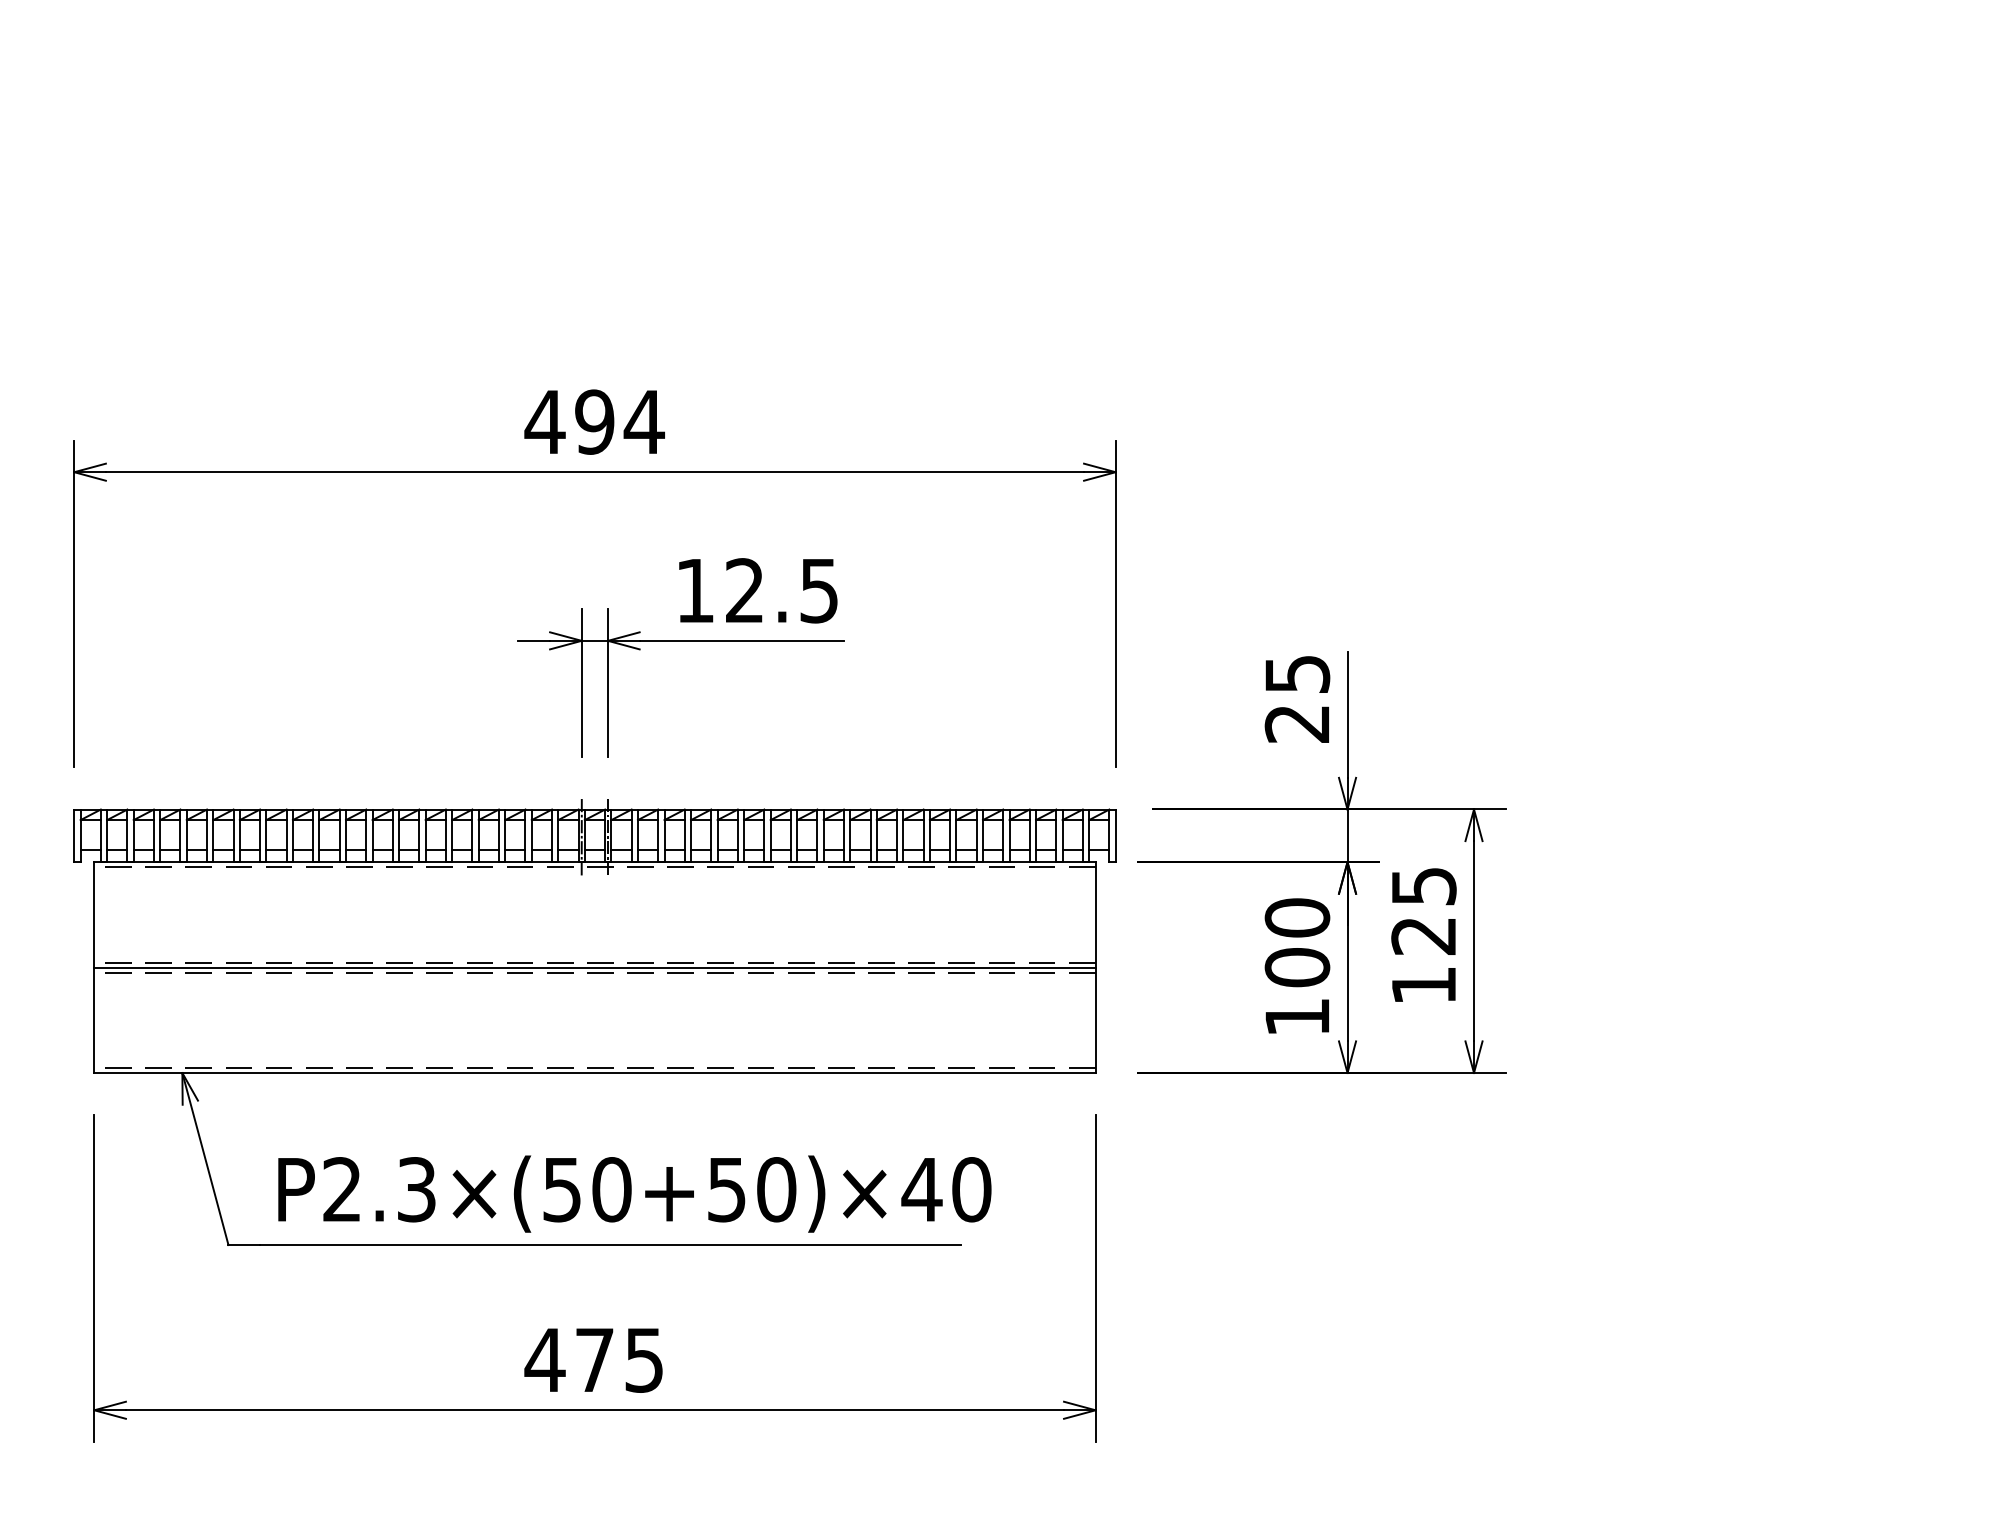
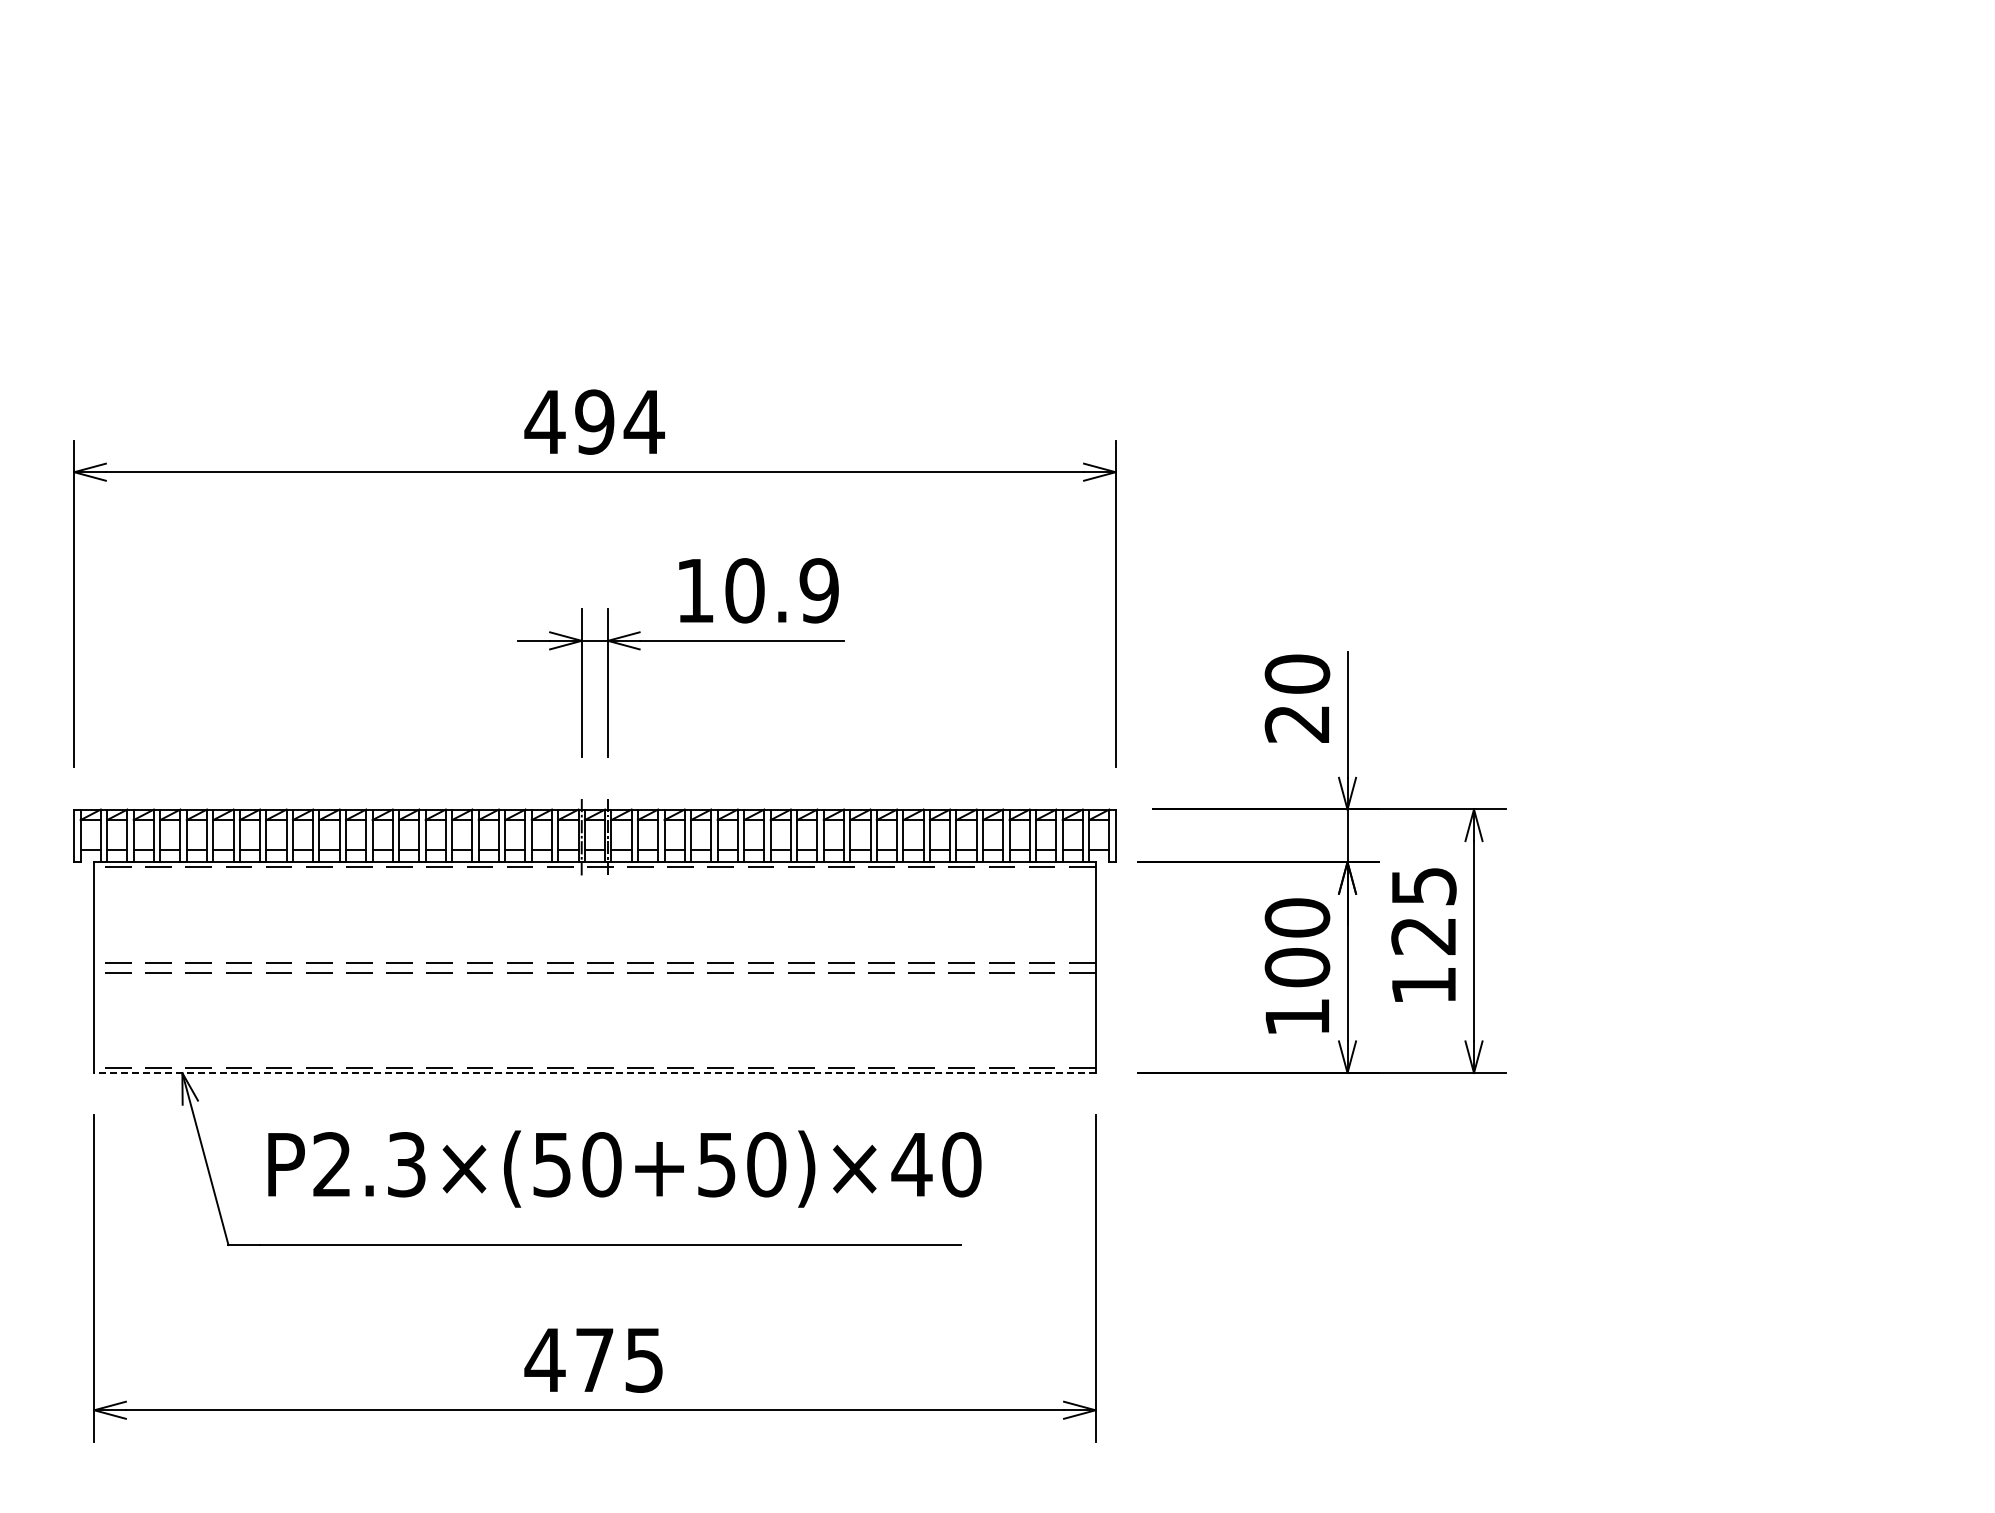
text: 12.5 -> 10.9 (781, 590)
text: 25 -> 20 (1297, 673)
line: present -> none (594, 967)
line: solid -> dashed (594, 1073)
text position: (634, 1193) -> (624, 1168) (624, 1168)
